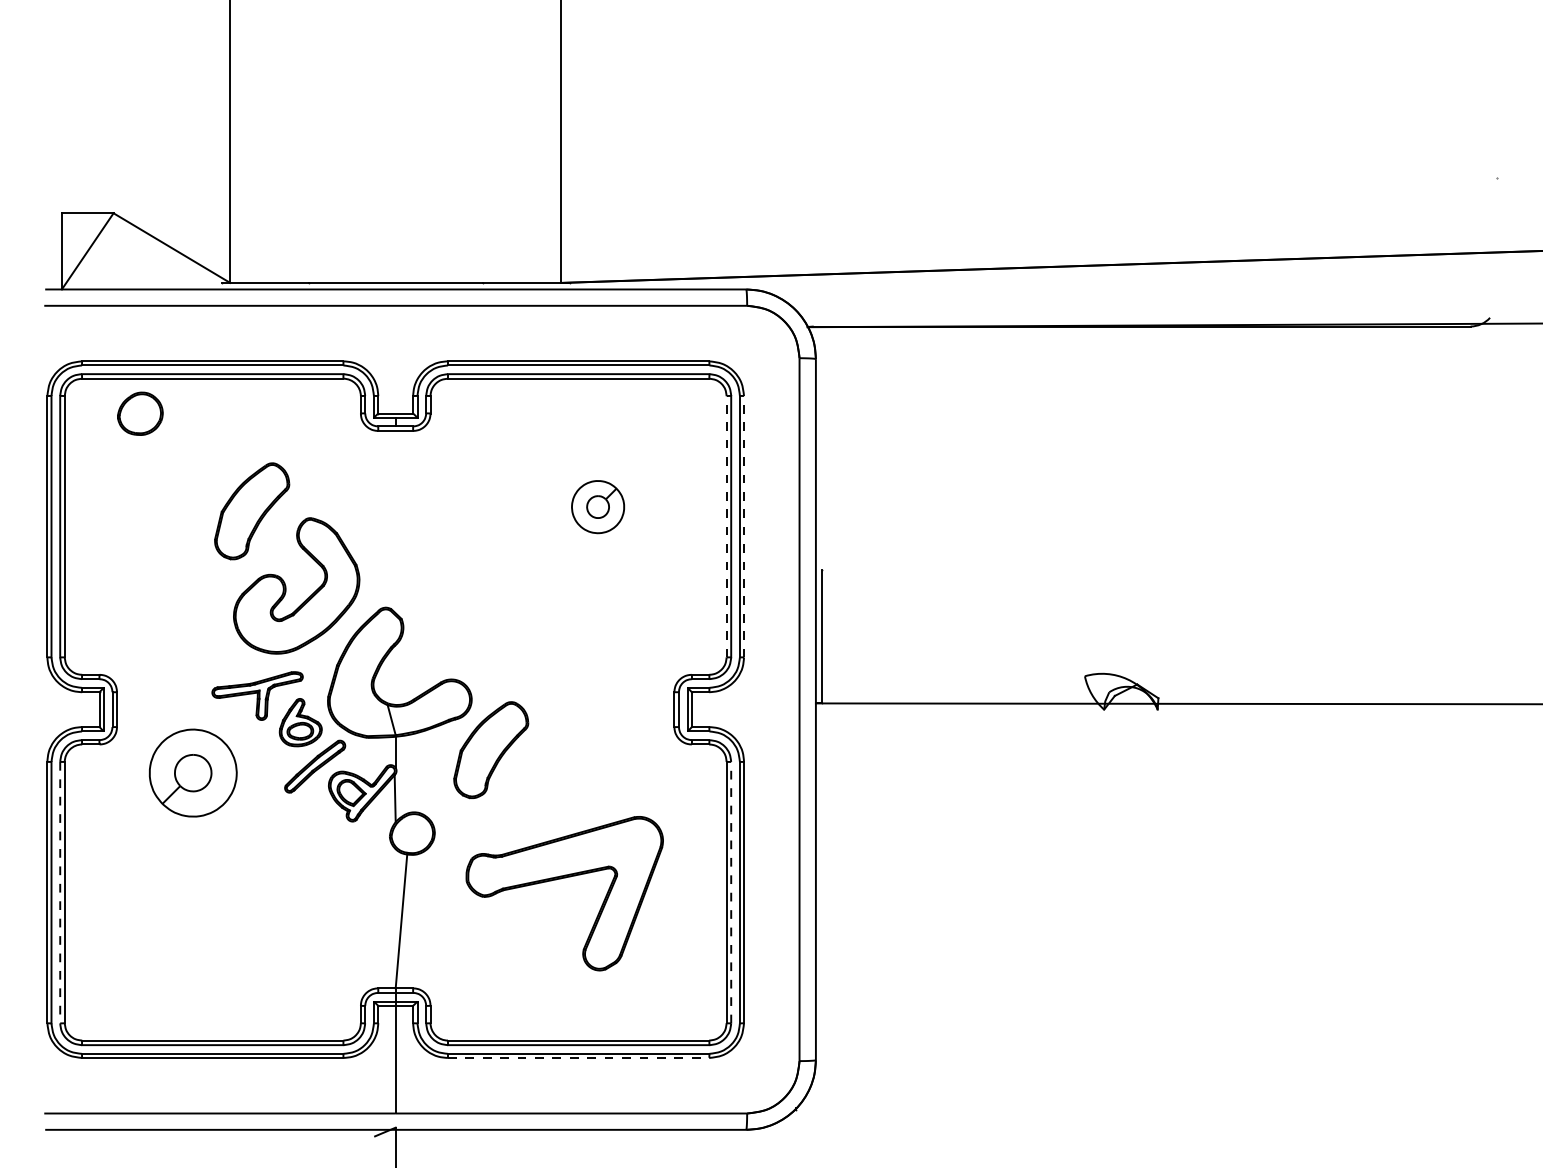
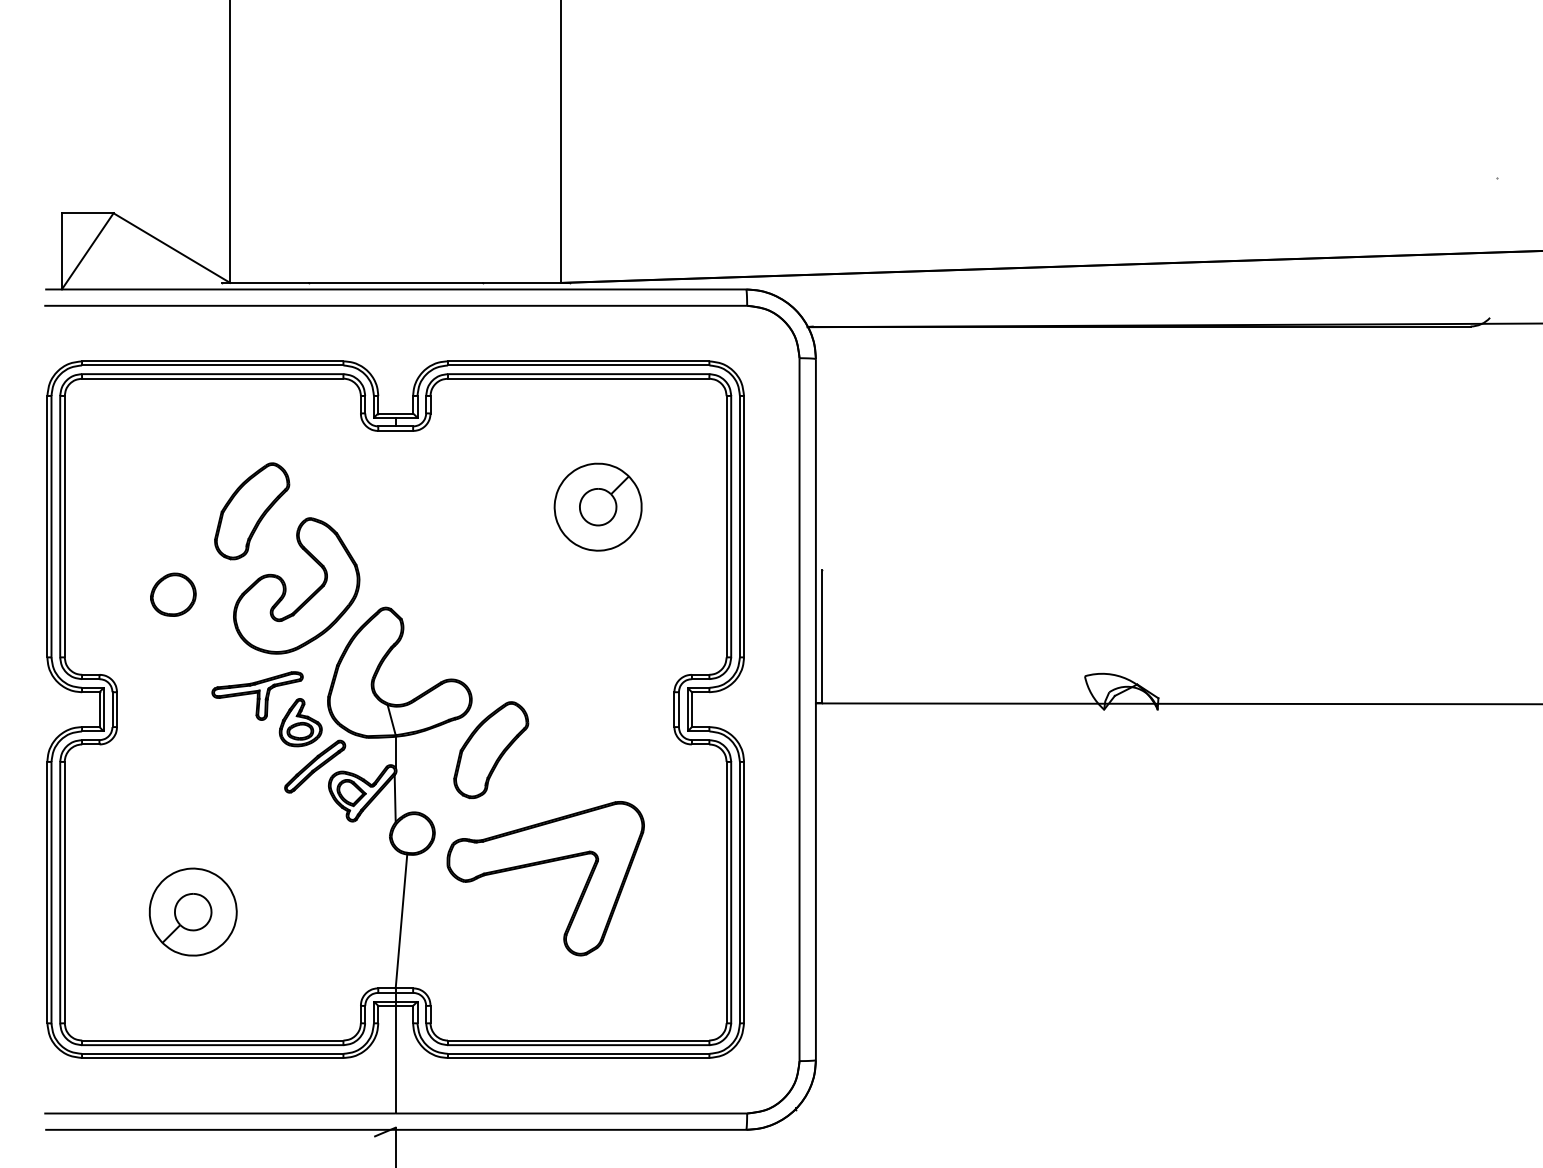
part position: (140, 413) -> (173, 594) (173, 594)
part size: 55x55 px -> 90x90 px (597, 506)
line: dashed -> solid (726, 526)
line: dashed -> solid (744, 526)
part position: (192, 772) -> (192, 911) (192, 911)
part position: (561, 879) -> (542, 864) (542, 864)
line: dashed -> solid (60, 892)
line: dashed -> solid (731, 892)
line: dashed -> solid (578, 1058)
